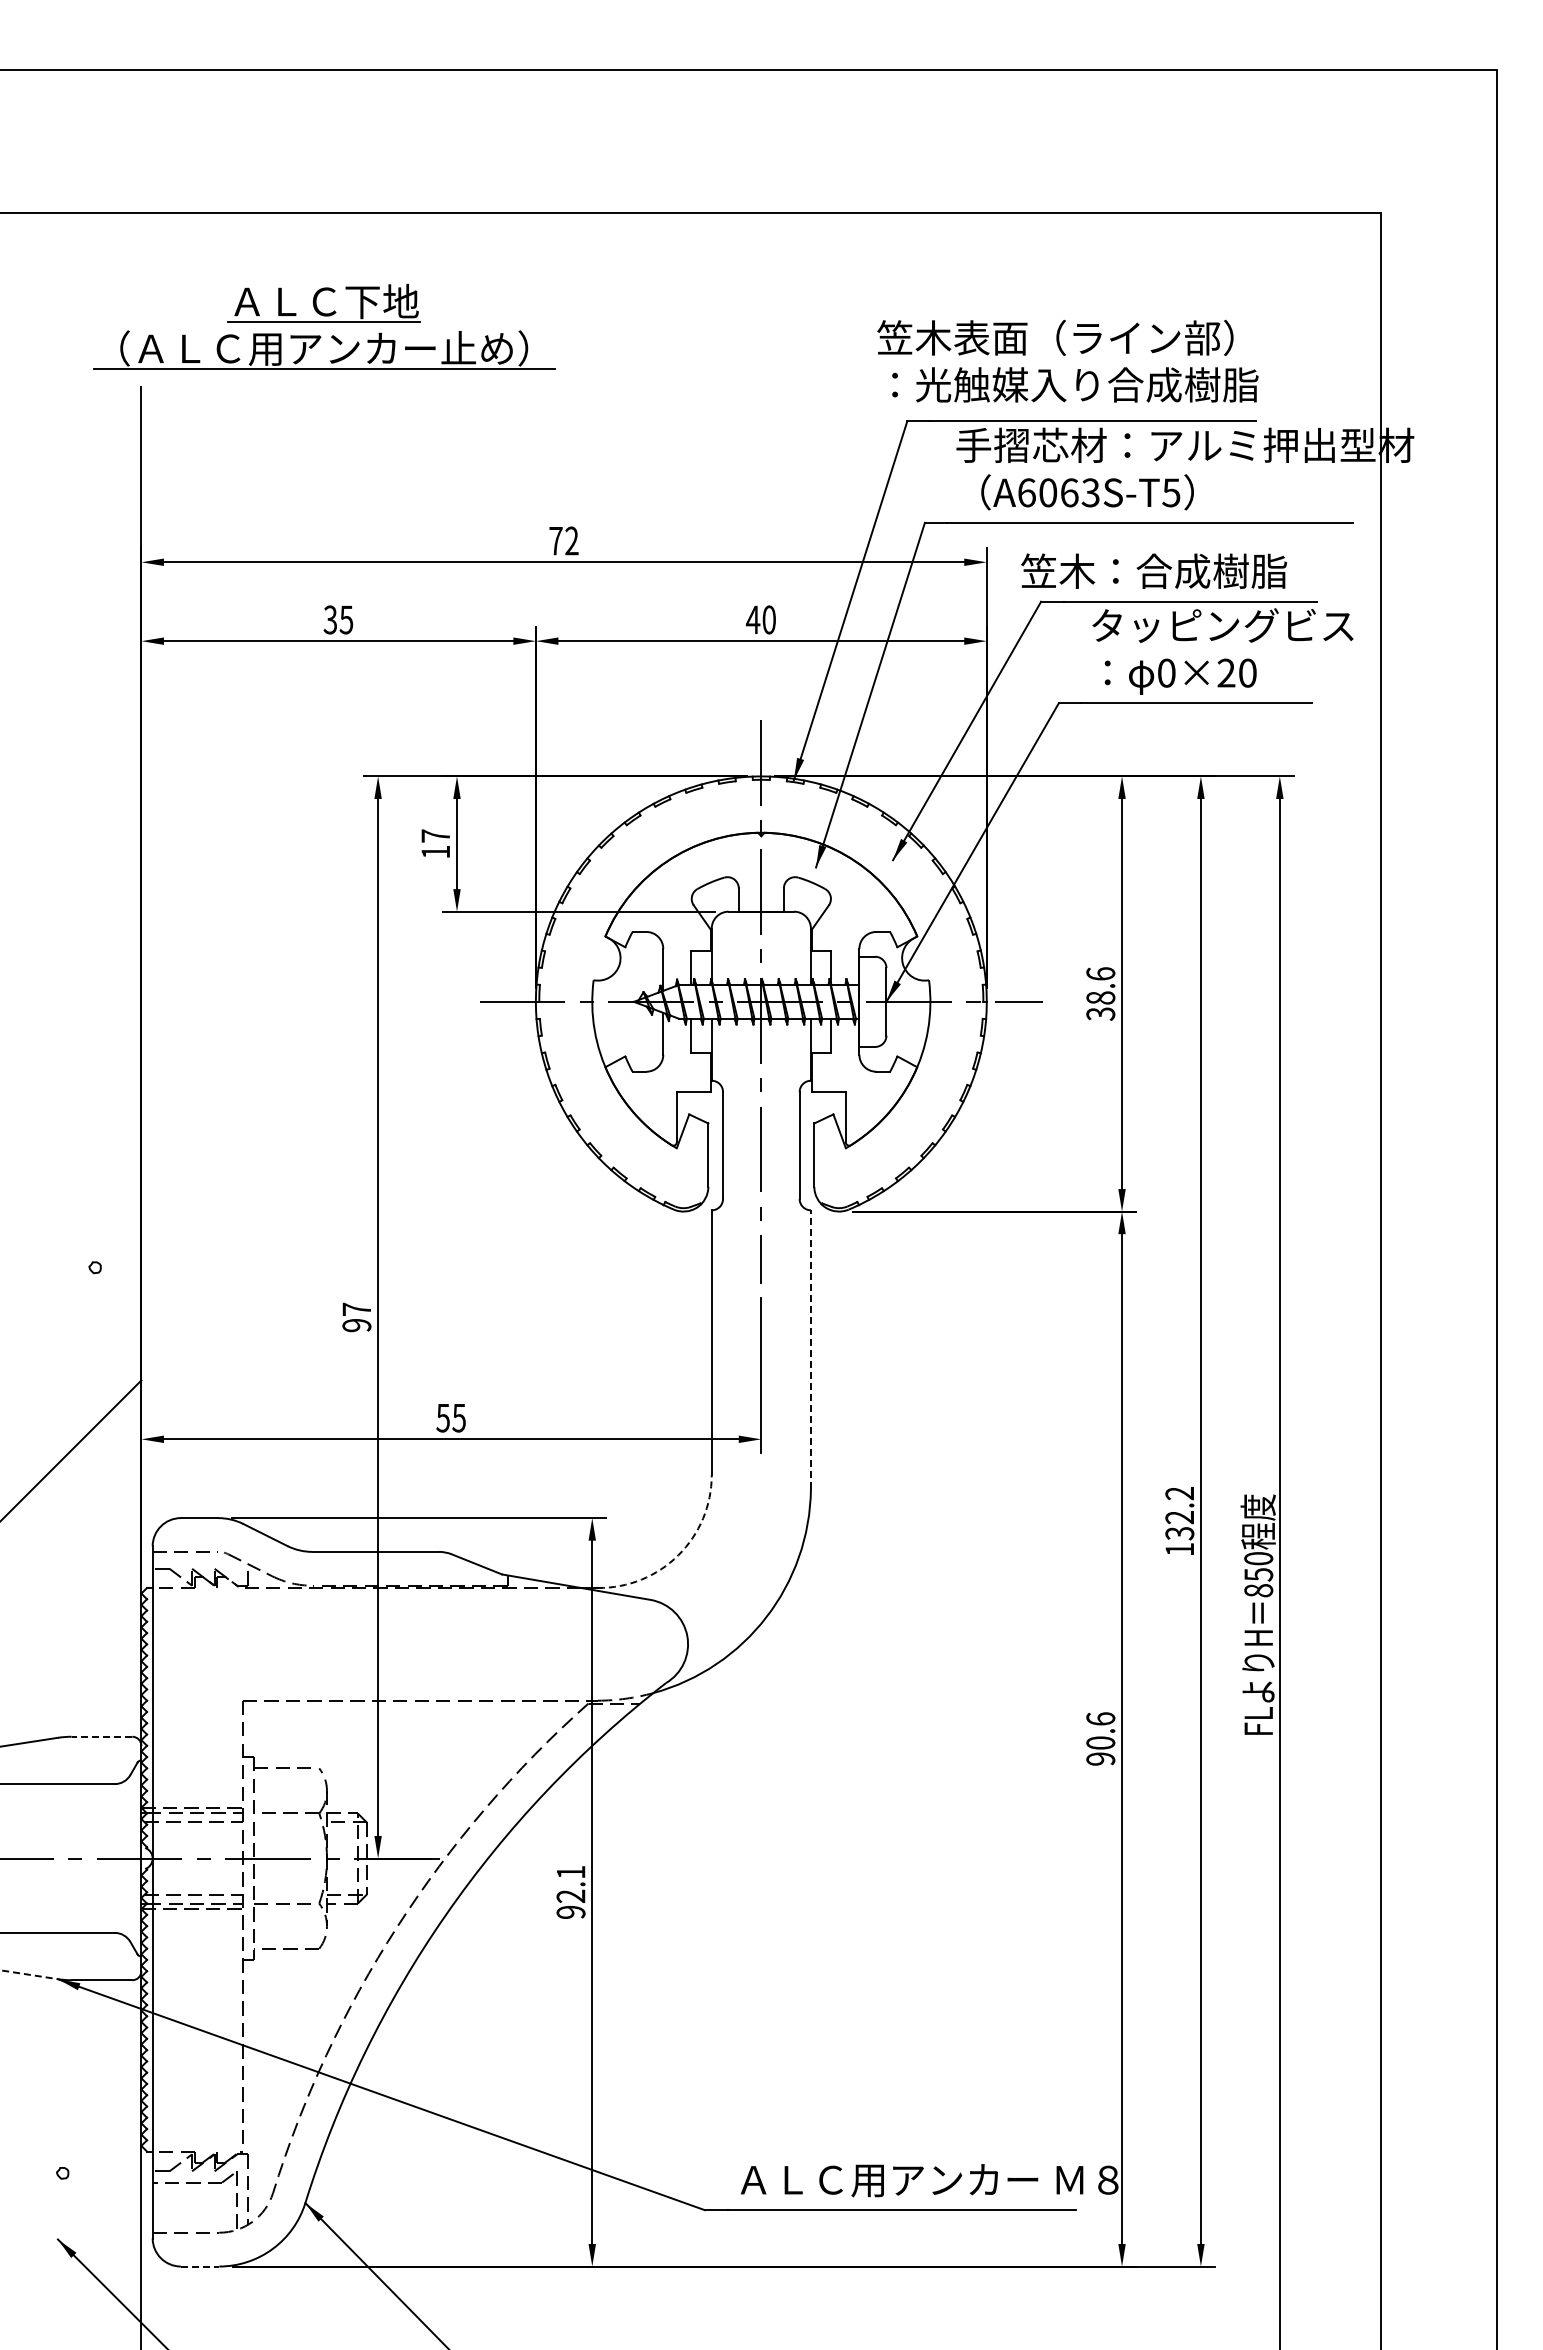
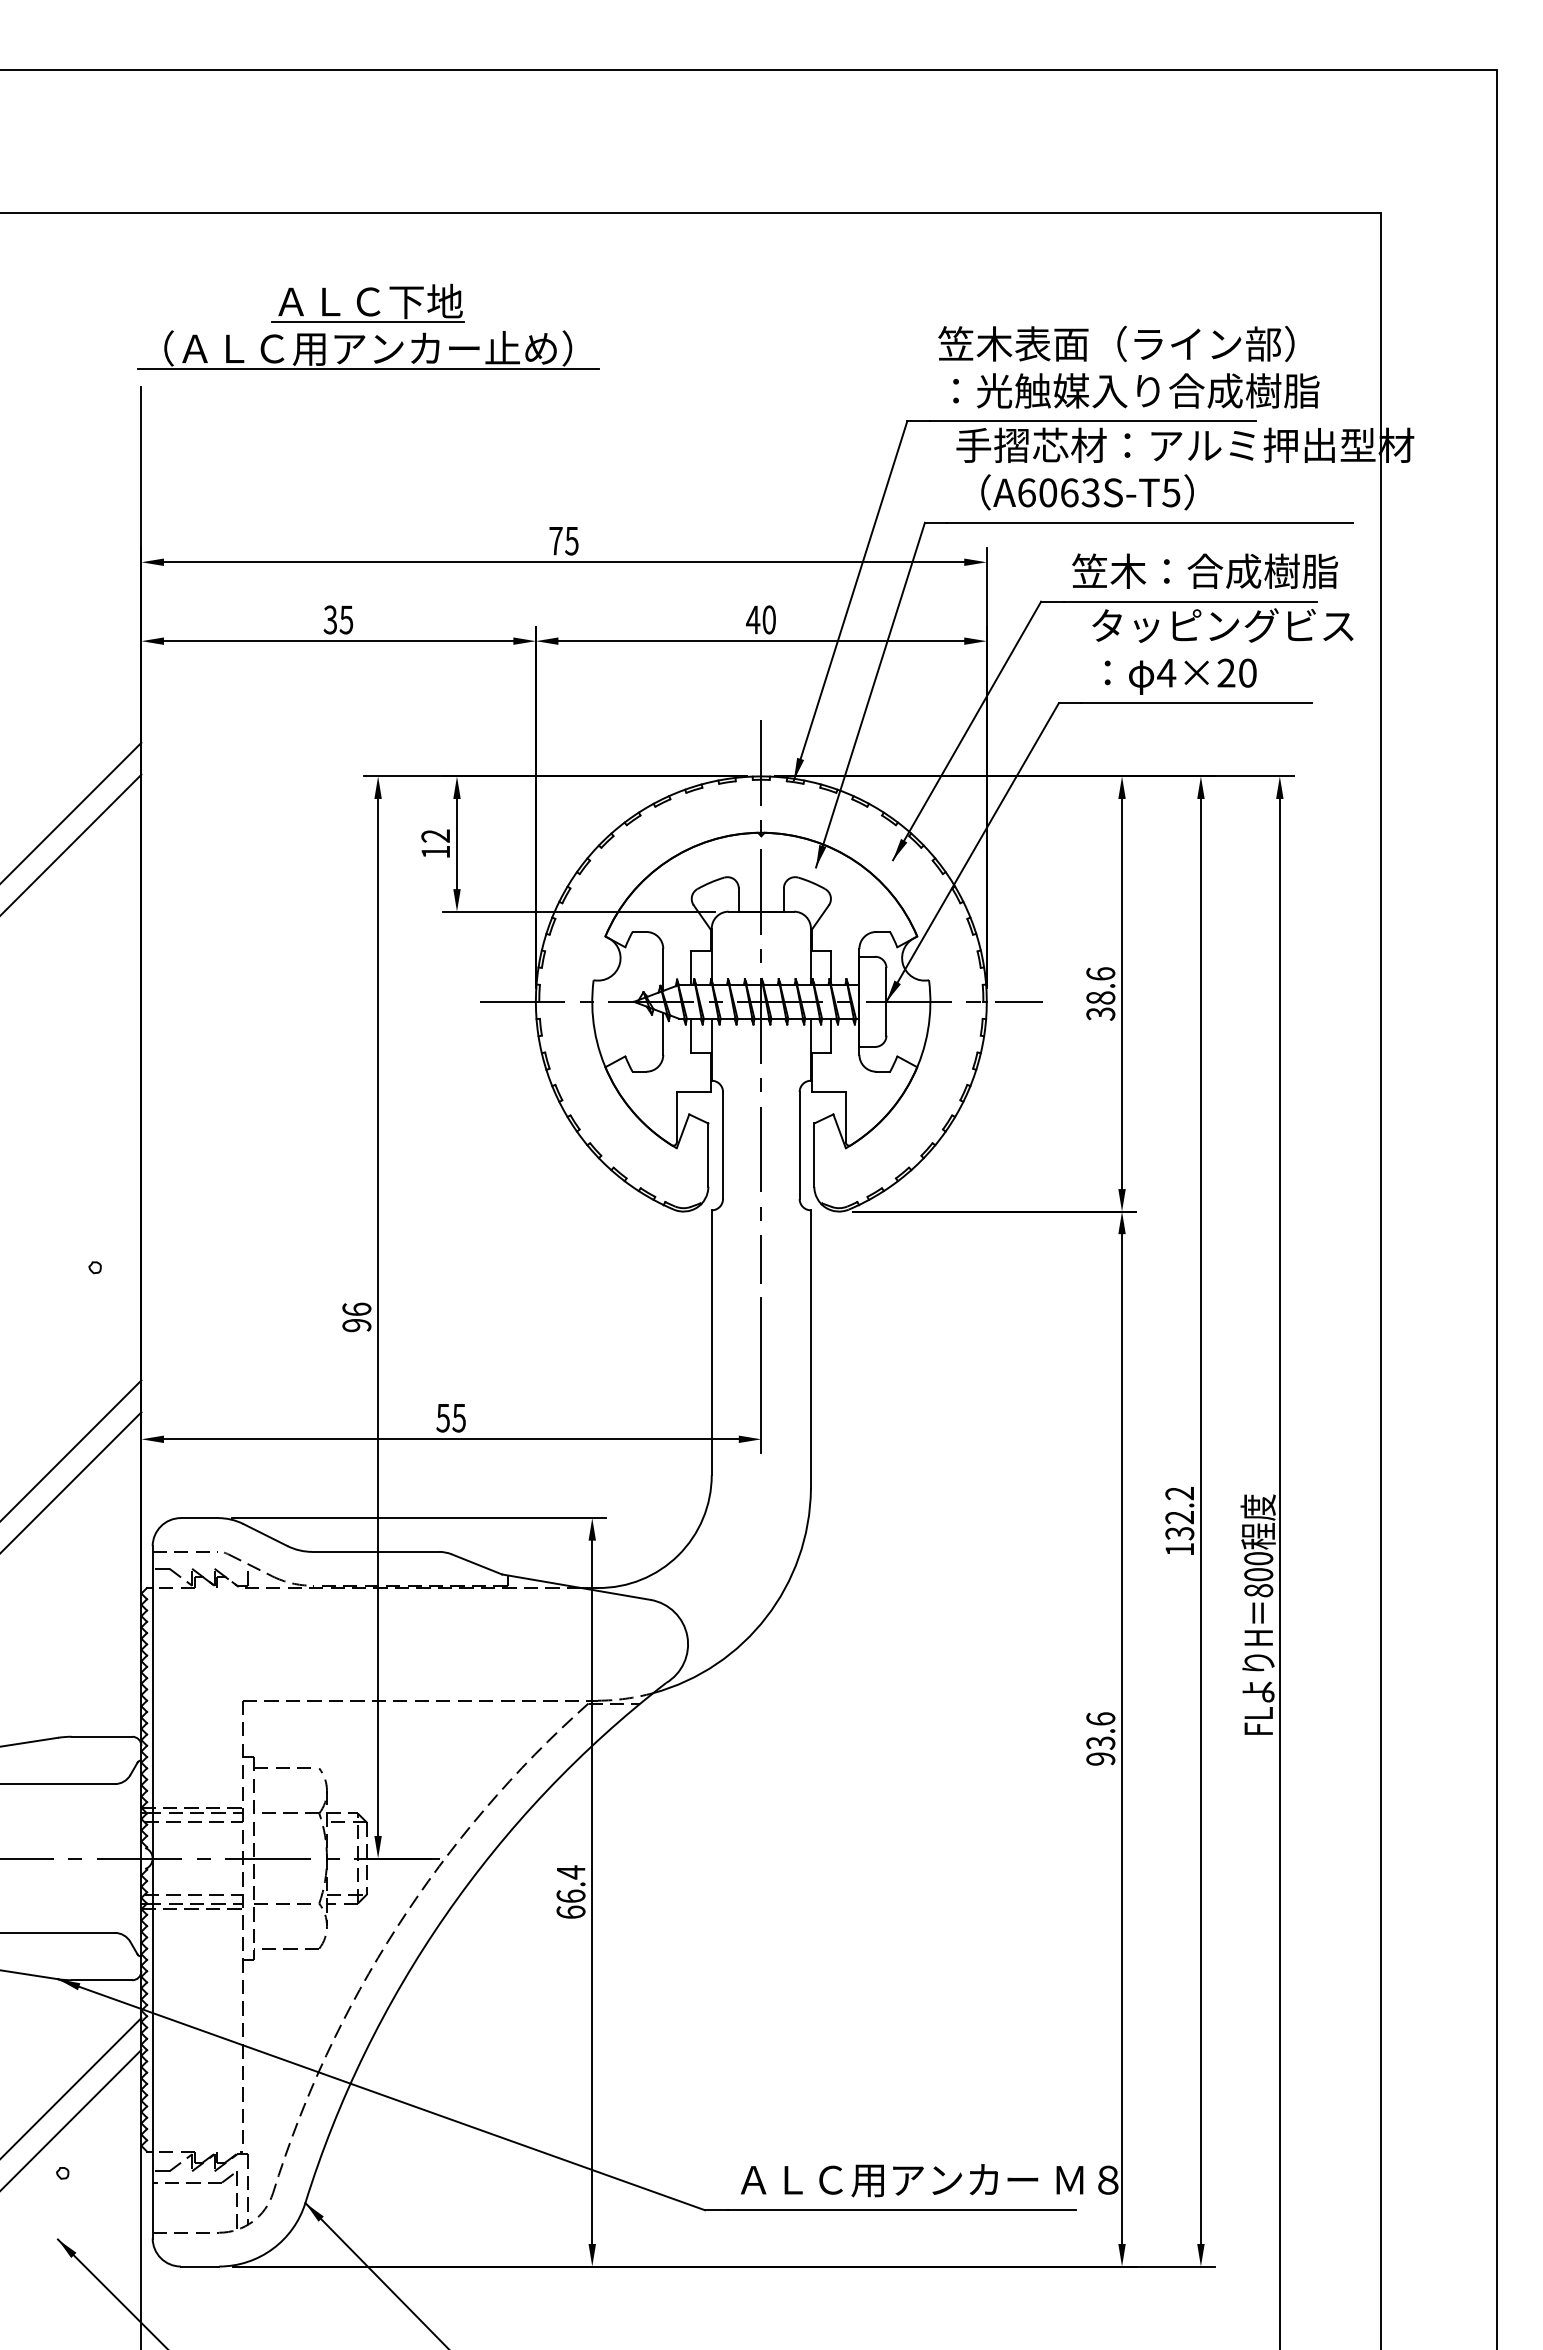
part position: (324, 326) -> (368, 326) (368, 326)
text position: (1067, 360) -> (1128, 366) (1128, 366)
text: 72 -> 75 (571, 540)
text position: (1153, 570) -> (1204, 570) (1204, 570)
text: 0×20 -> 4×20 (1166, 672)
line: none -> present (71, 812)
text: 17 -> 12 (435, 835)
line: none -> present (71, 844)
text: 97 -> 96 (356, 1308)
line: dashed -> solid (810, 1349)
line: none -> present (71, 1481)
arc: dashed -> solid (678, 1555)
text: 850 -> 800 (1258, 1574)
line: dashed -> solid (101, 1736)
text: 90.6 -> 93.6 (1100, 1742)
text: 92.1 -> 66.4 (570, 1891)
line: dashed -> solid (29, 1974)
line: none -> present (71, 2087)
line: none -> present (71, 2119)
line: dashed -> solid (200, 2266)
